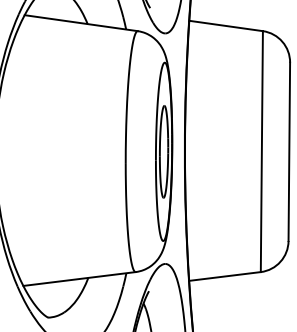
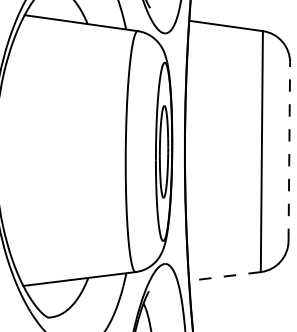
line: solid -> dashed (289, 151)
line: solid -> dashed (224, 276)
